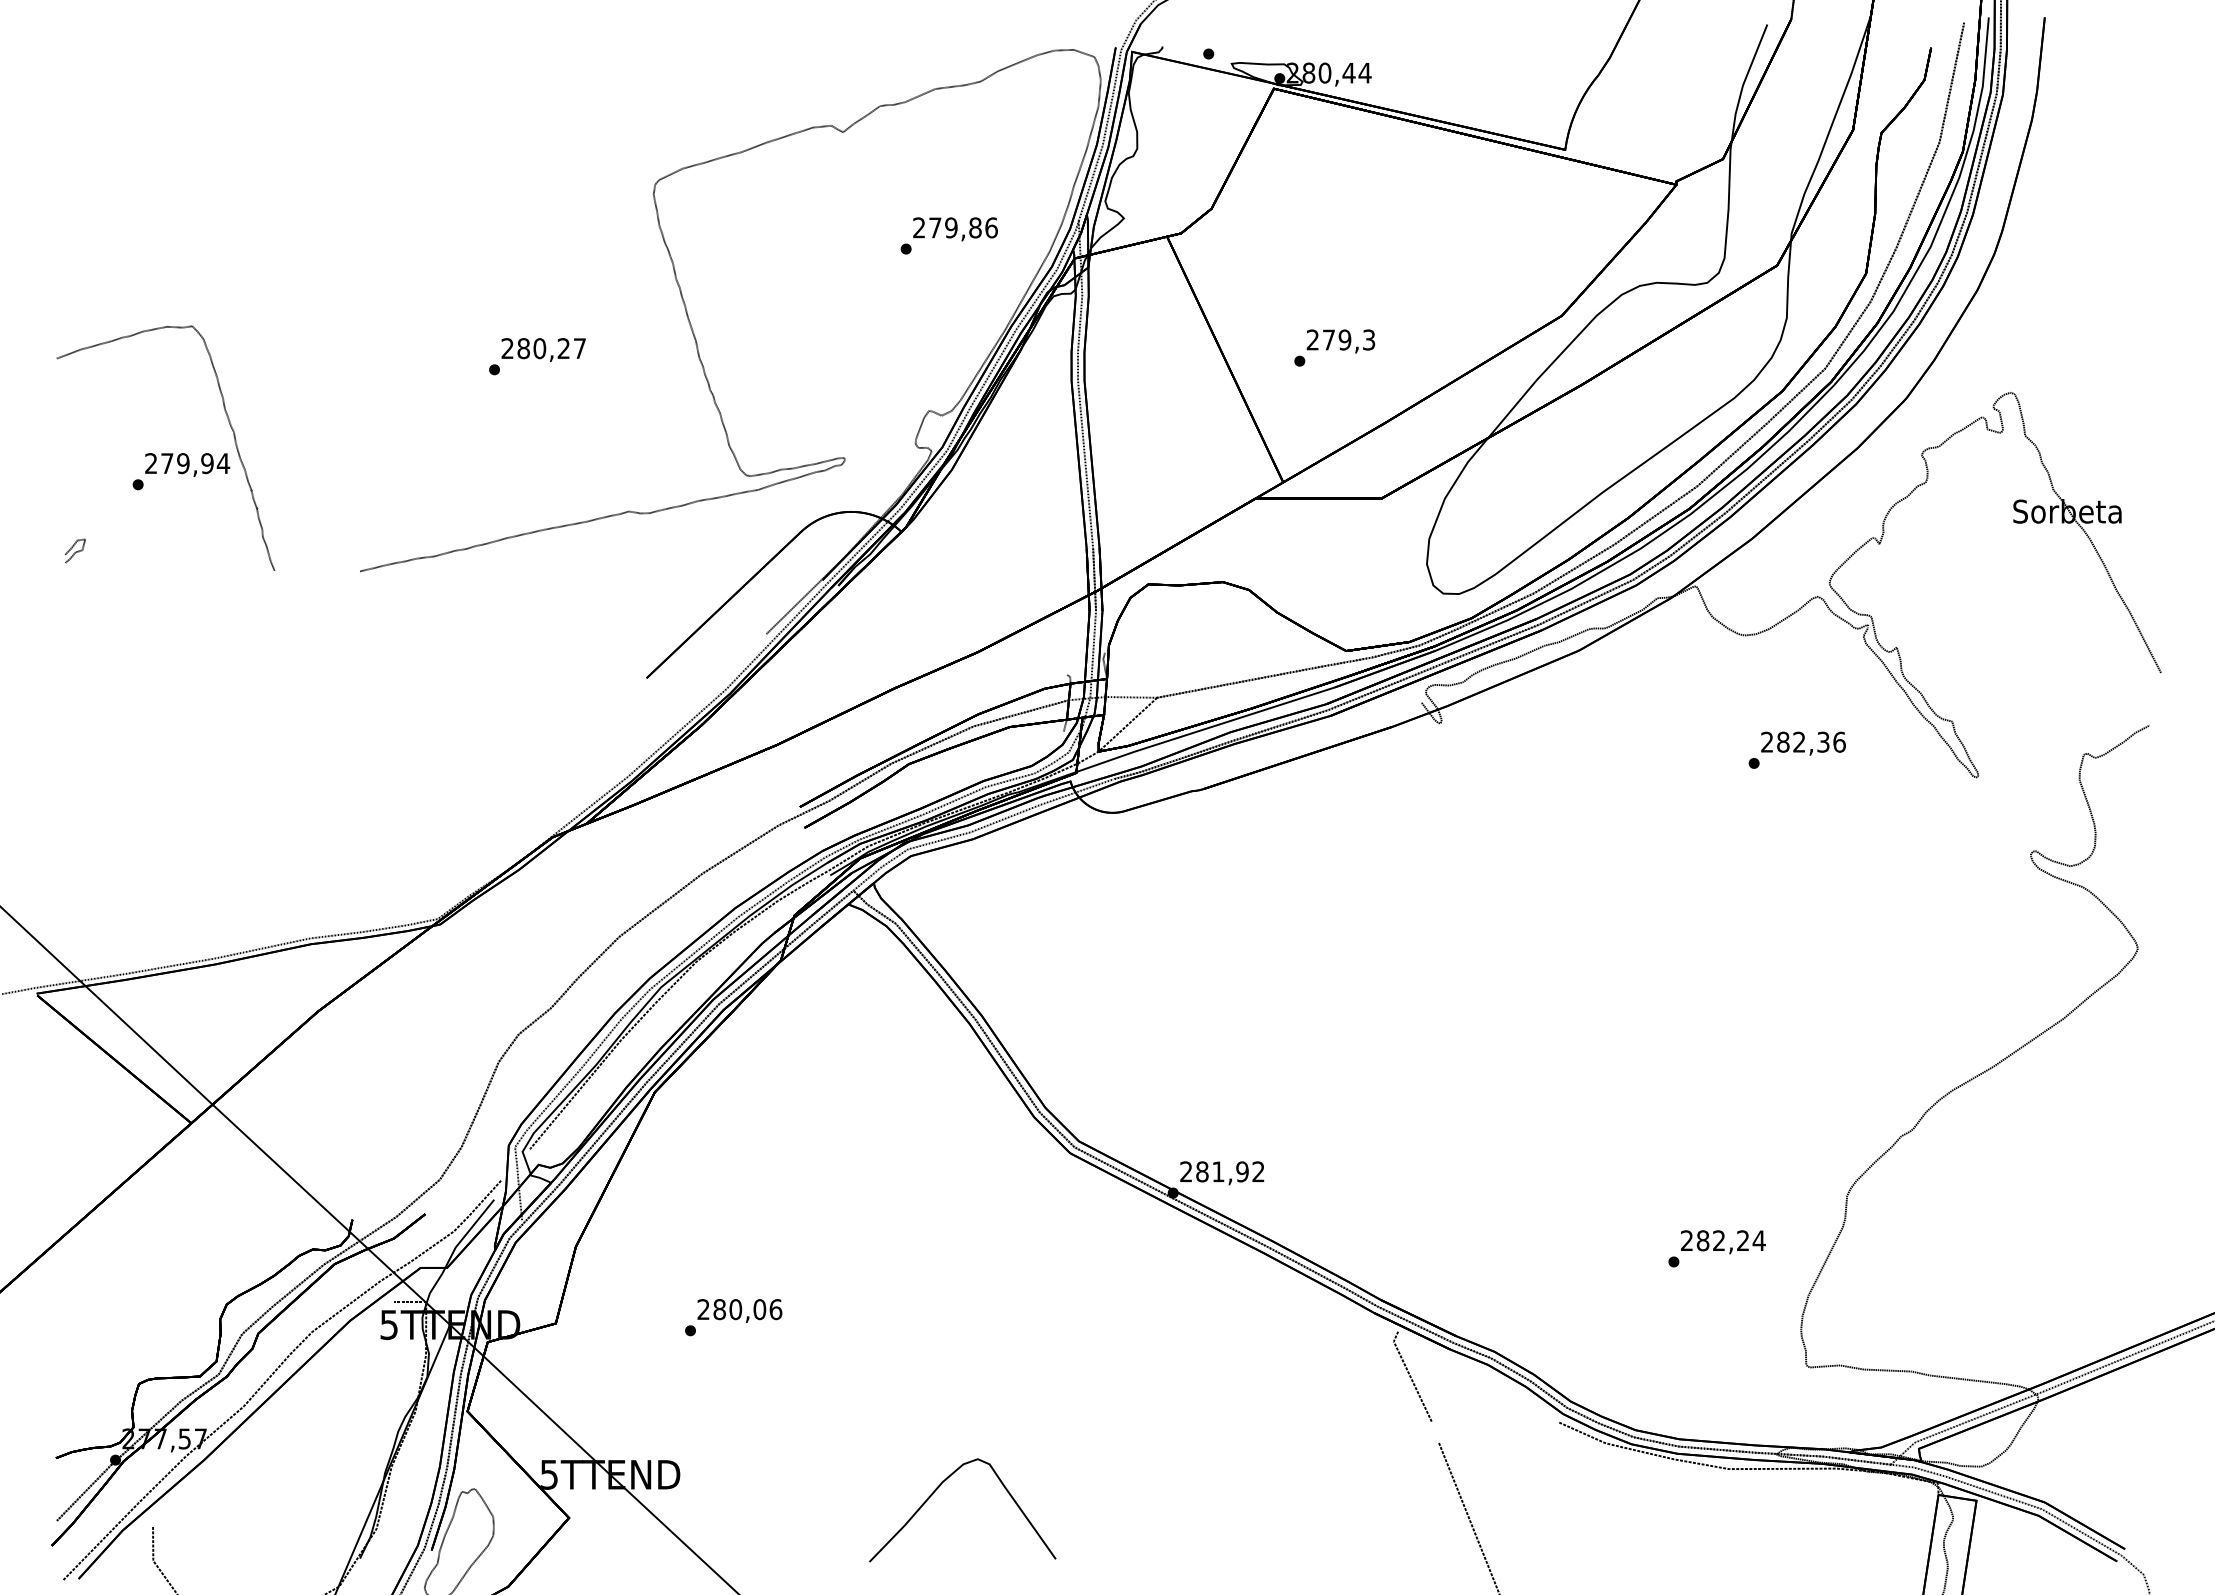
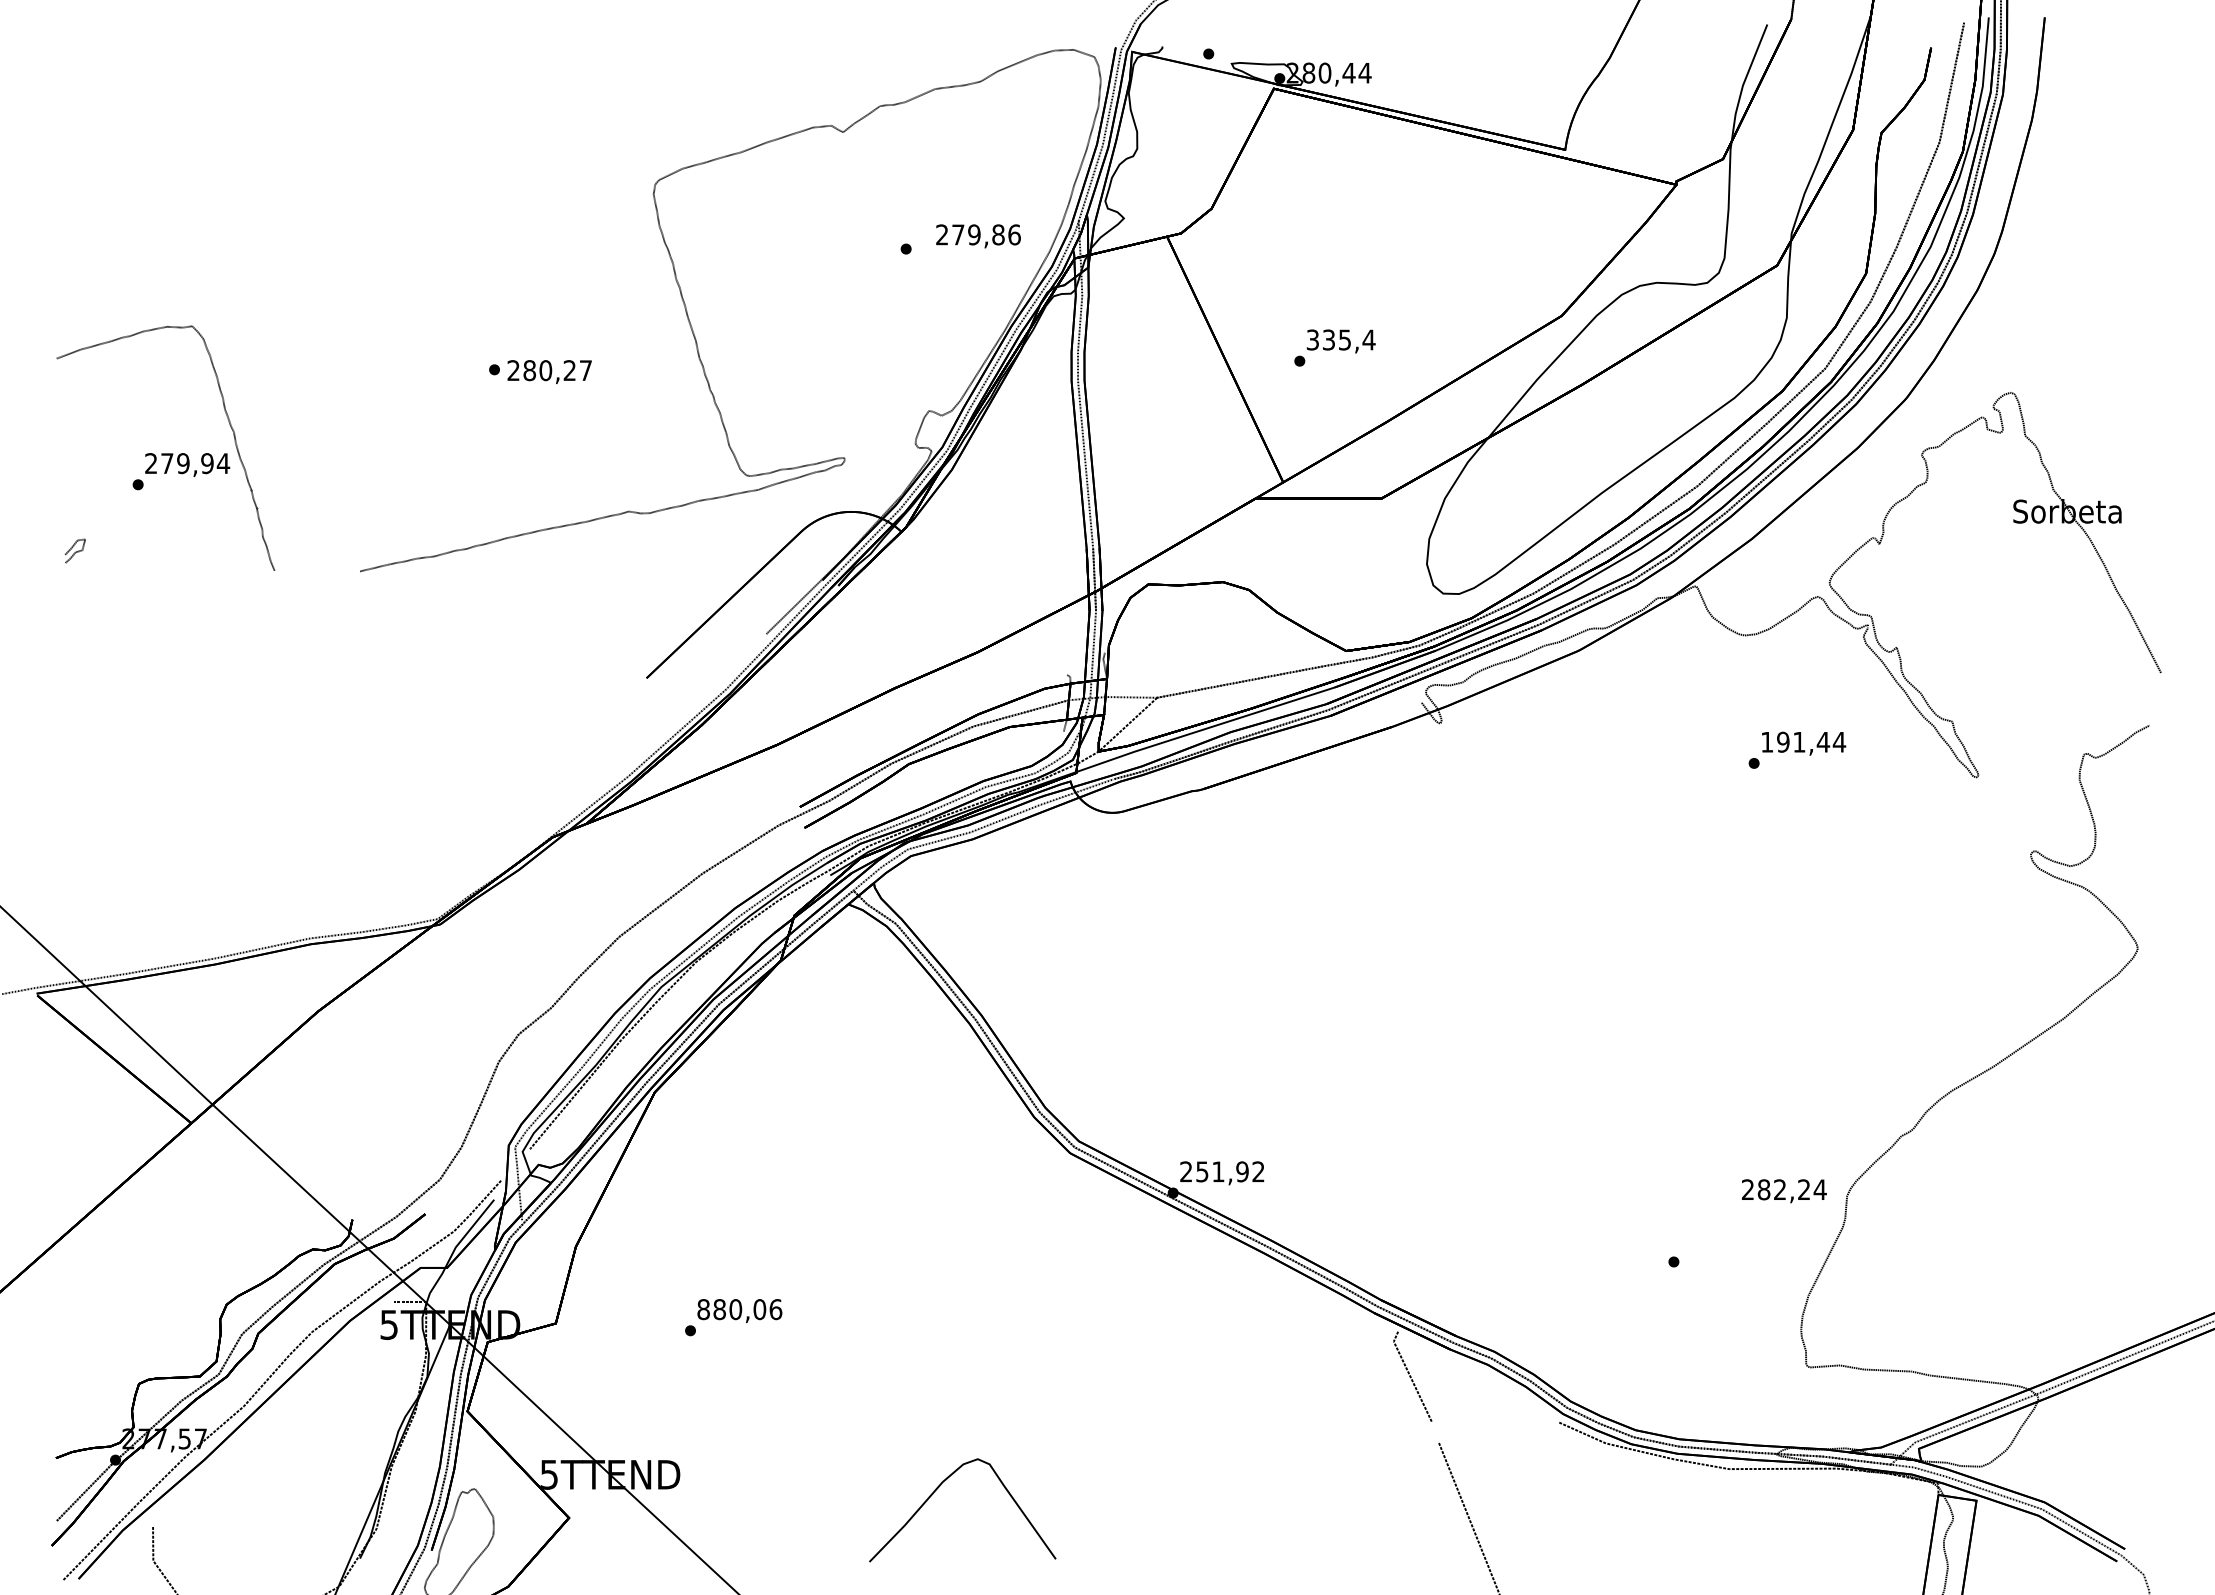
text position: (955, 229) -> (978, 236) (978, 236)
text: 279,3 -> 335,4 (1340, 339)
text position: (543, 350) -> (549, 372) (549, 372)
text: 282,36 -> 191,44 (1803, 741)
text: 281,92 -> 251,92 (1202, 1171)
text position: (1723, 1242) -> (1784, 1191) (1784, 1191)
text: 280,06 -> 880,06 (703, 1309)
